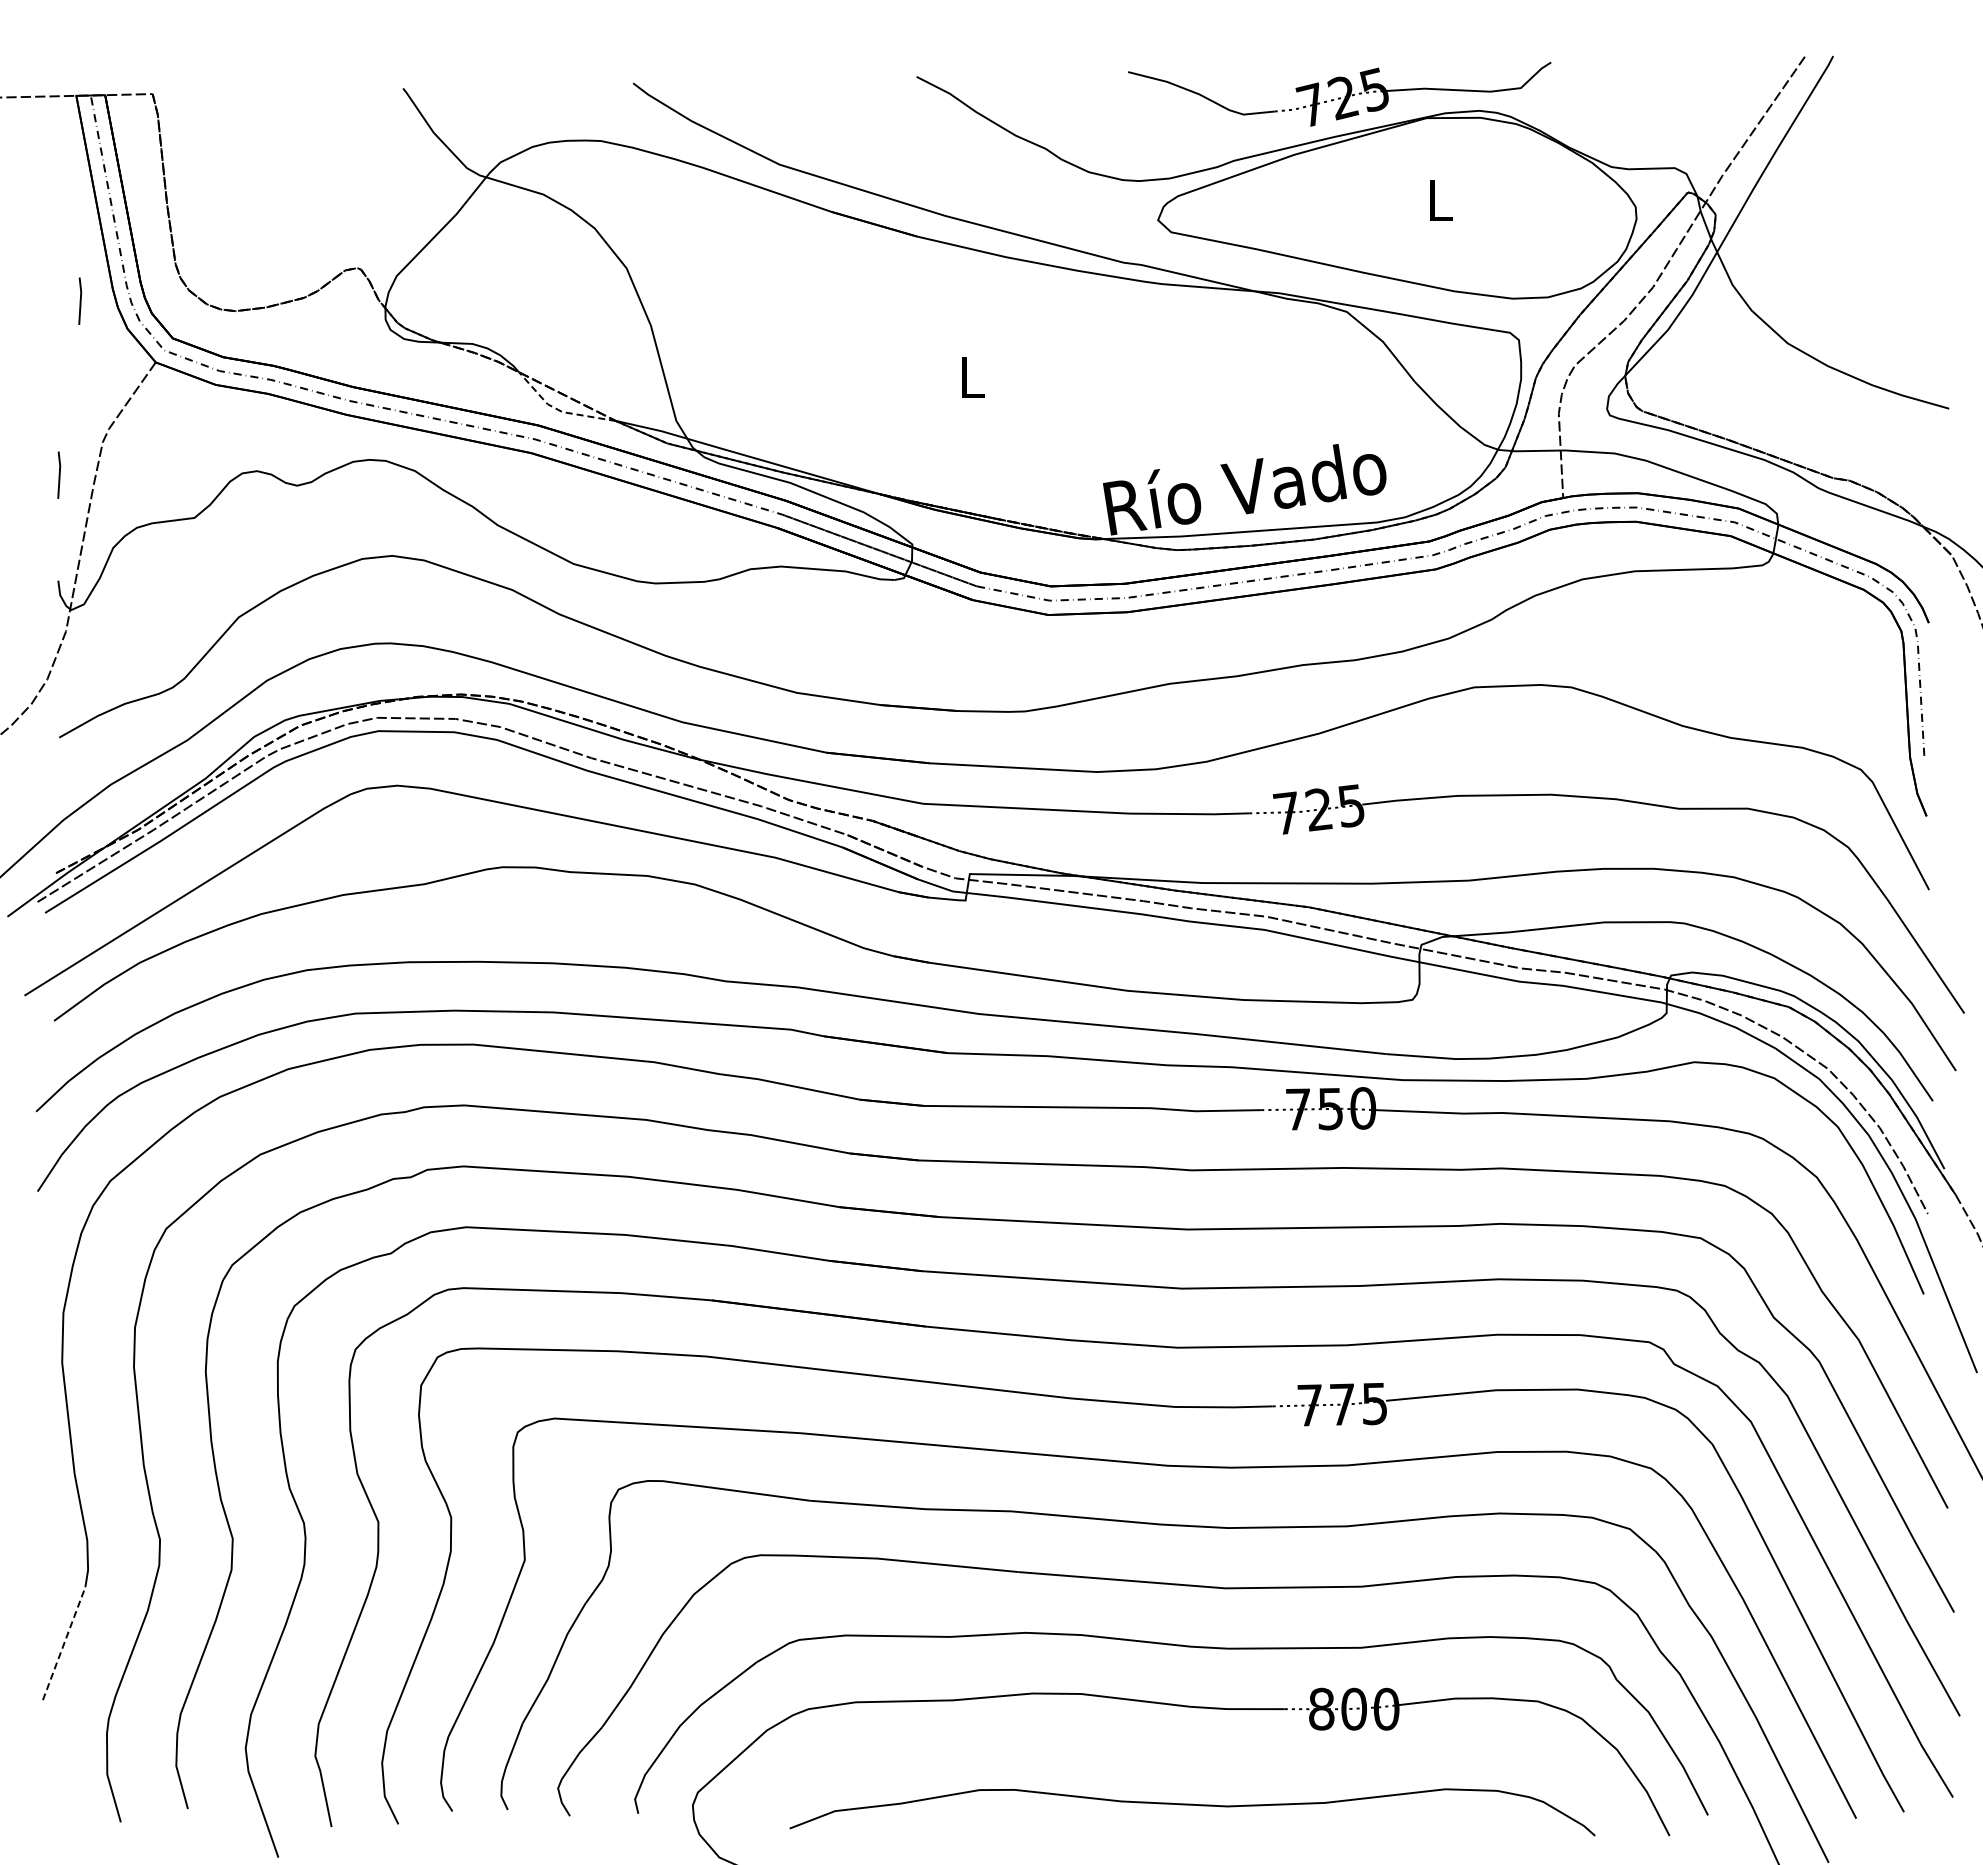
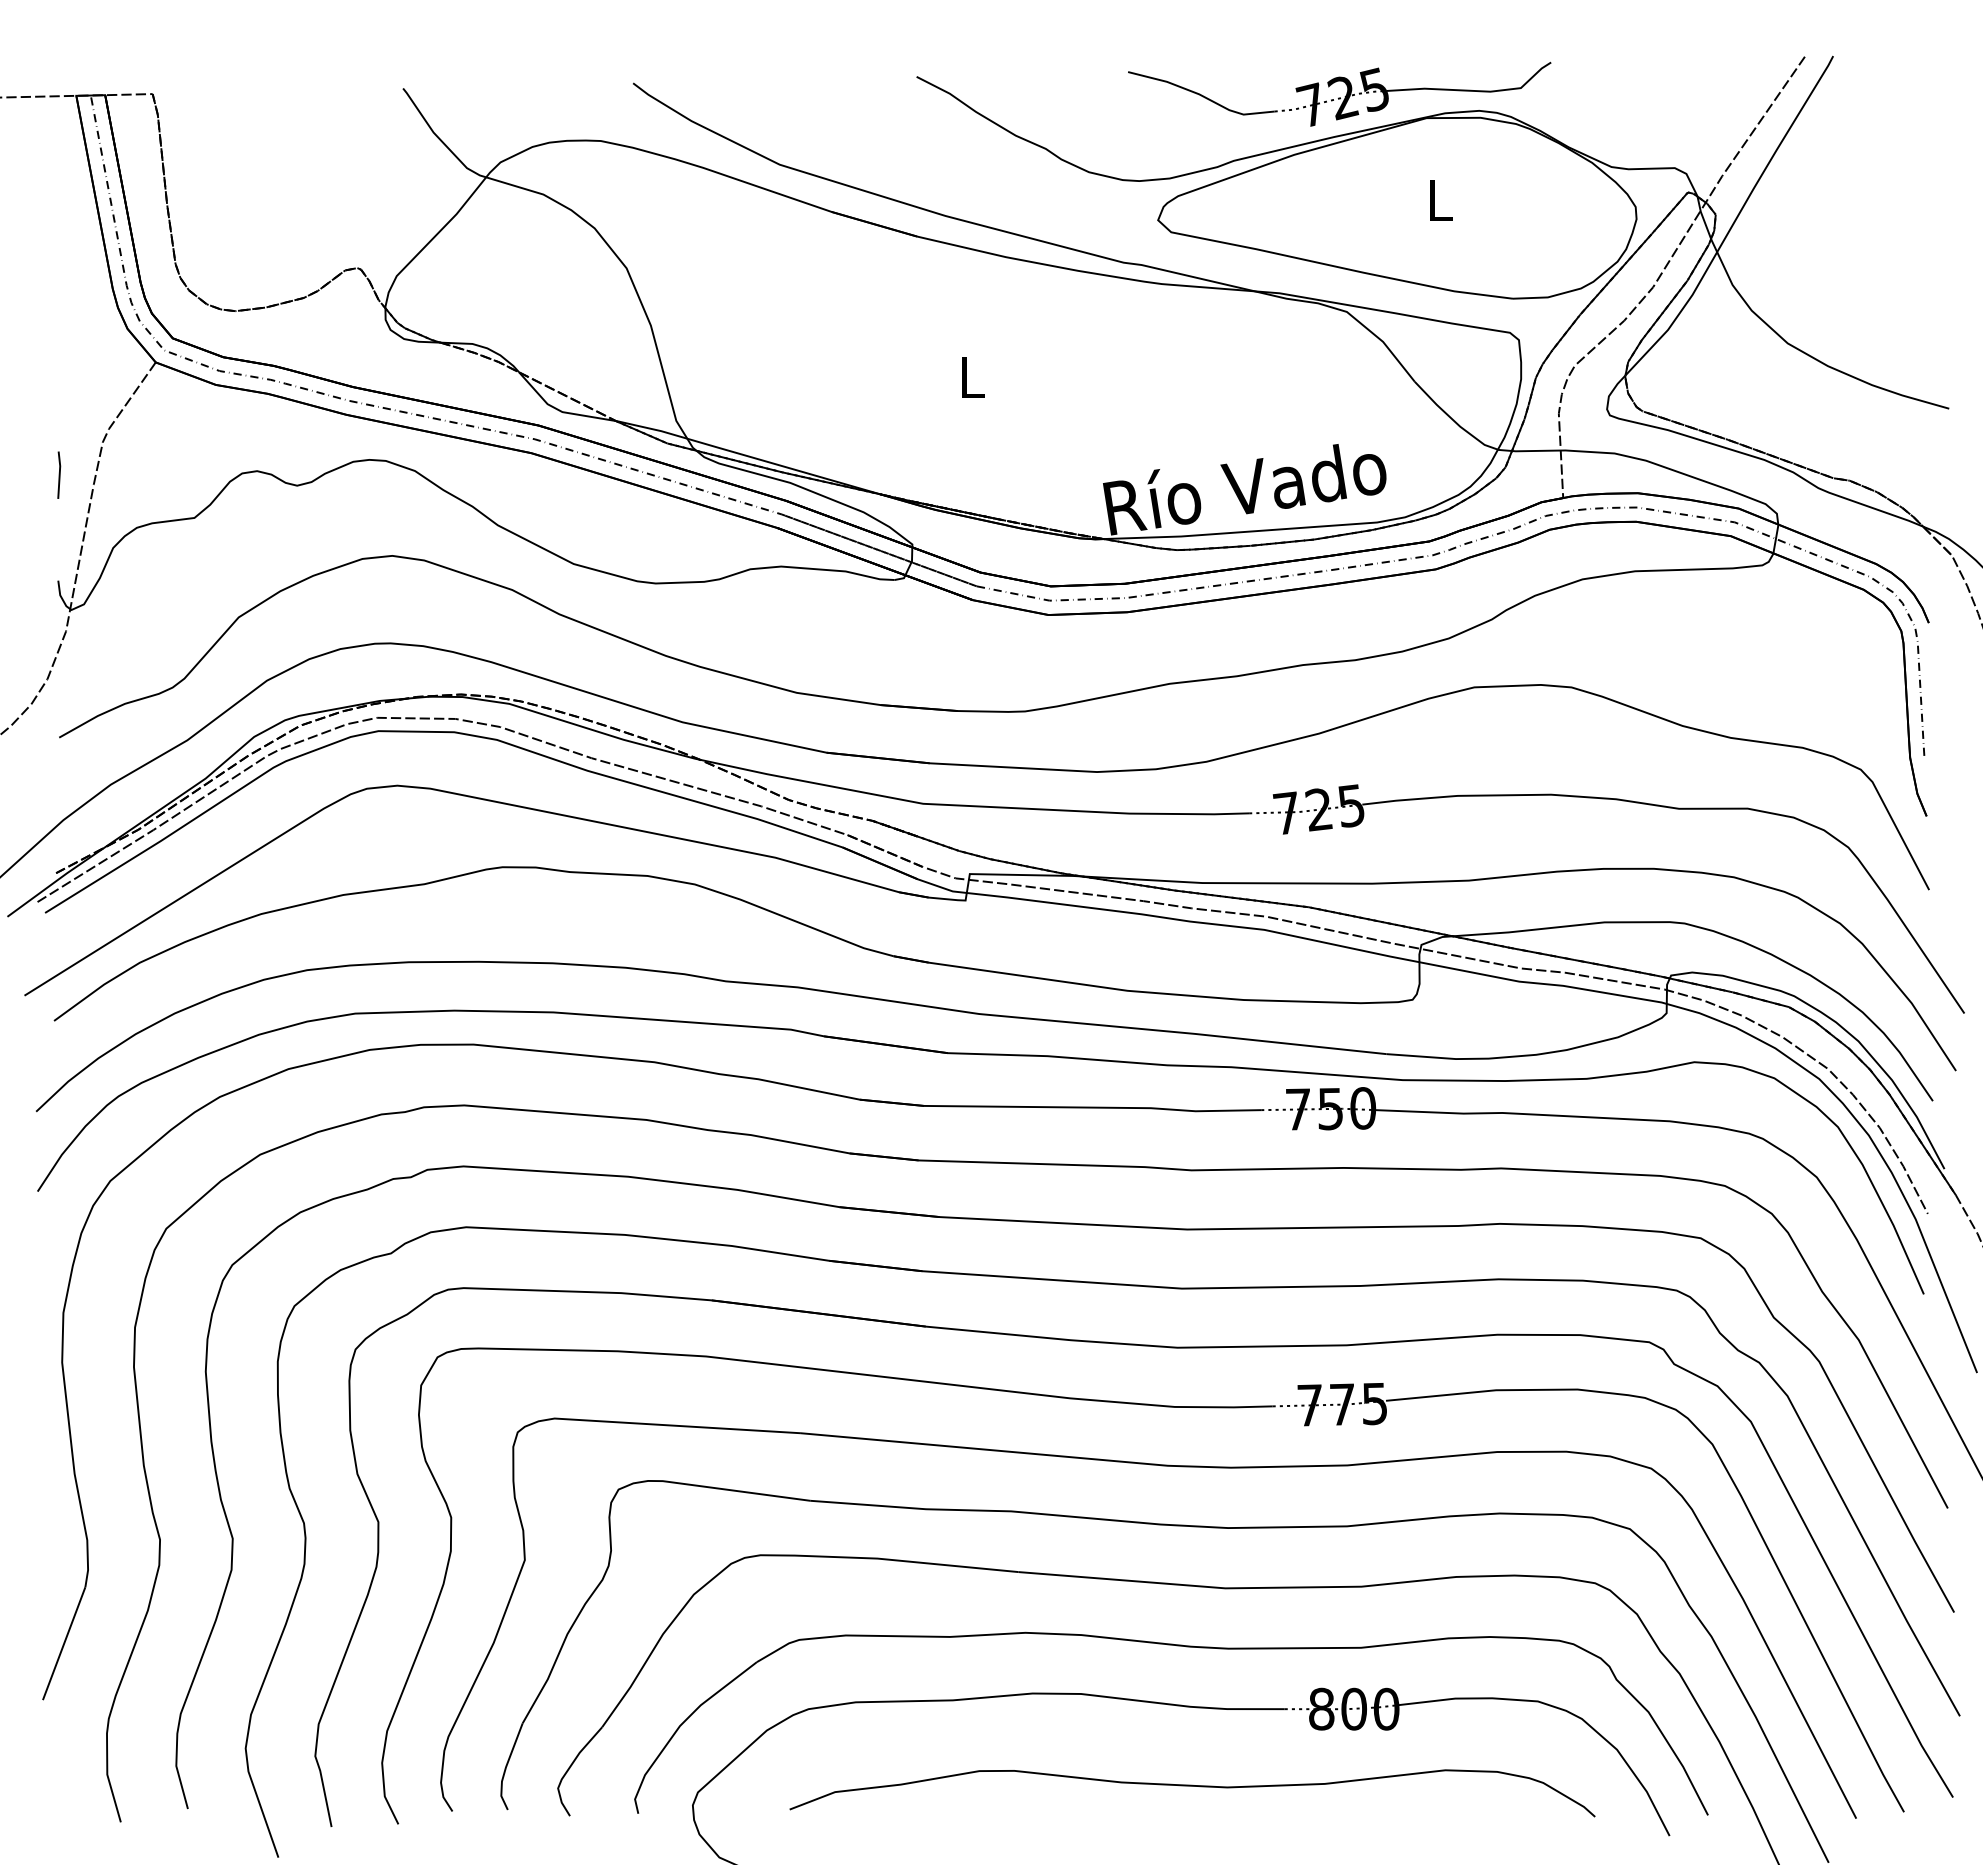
line: present -> none (80, 300)
line: dashed -> solid (559, 410)
line: dashed -> solid (64, 1643)
curve position: (1192, 1805) -> (1192, 1786) (1192, 1786)
